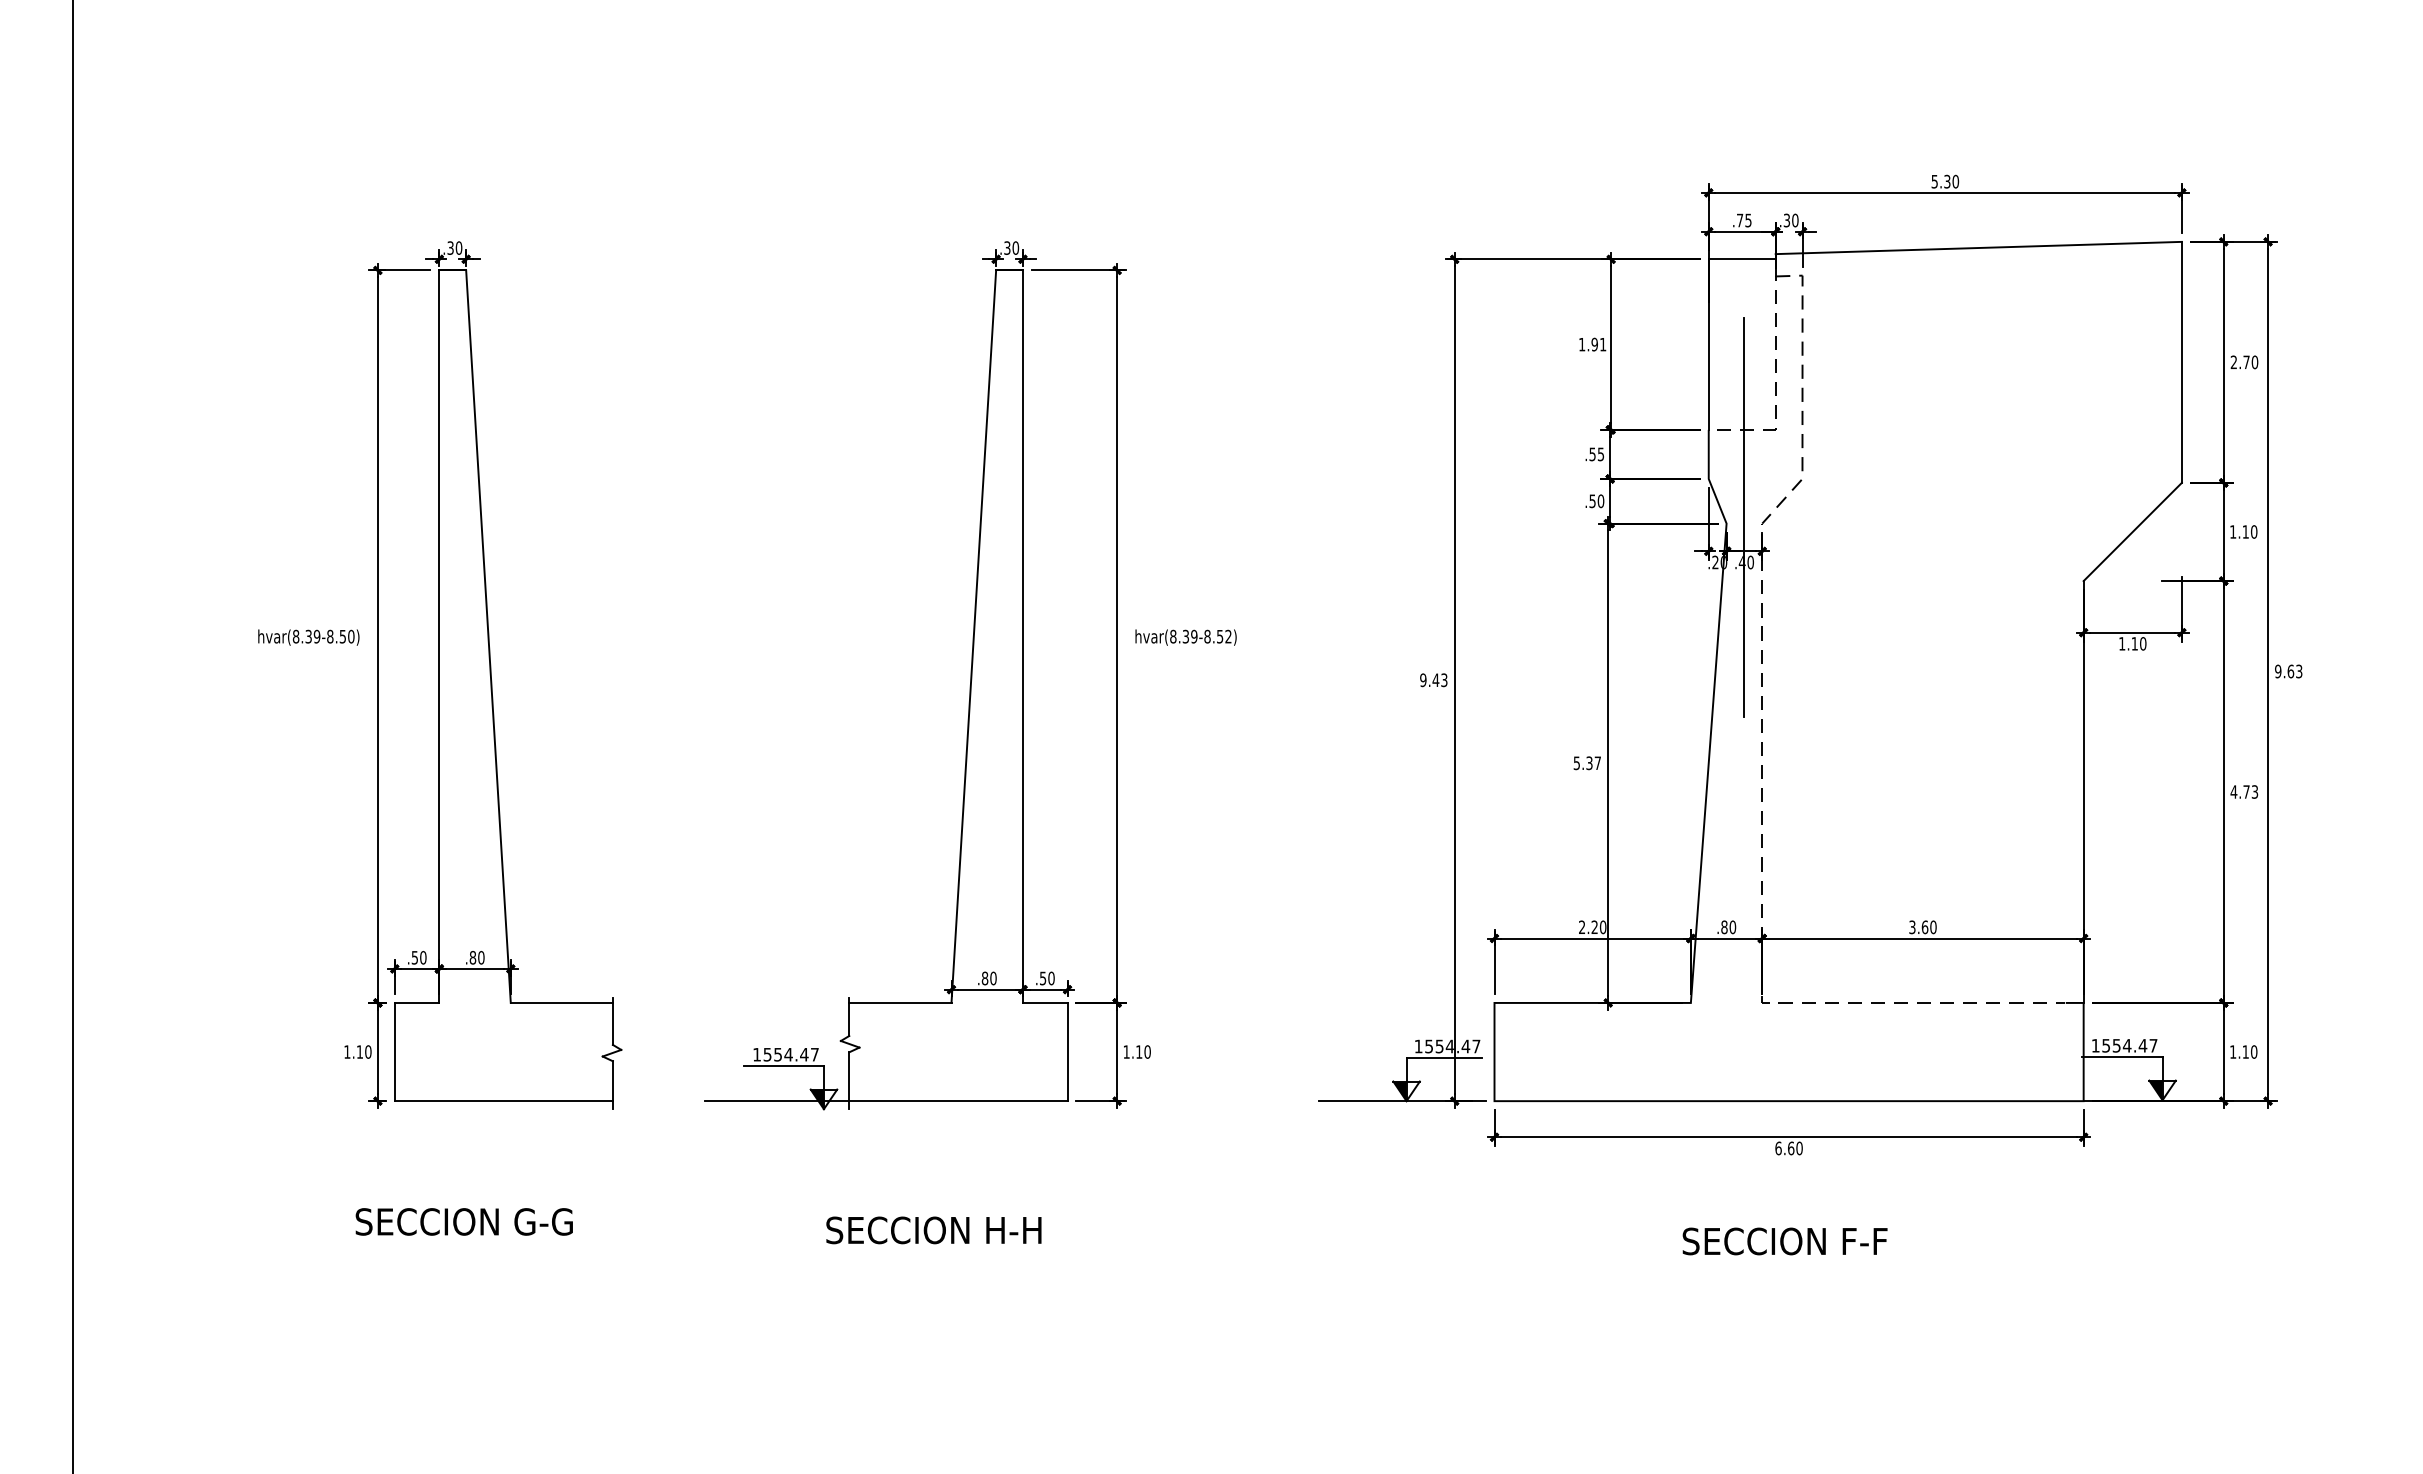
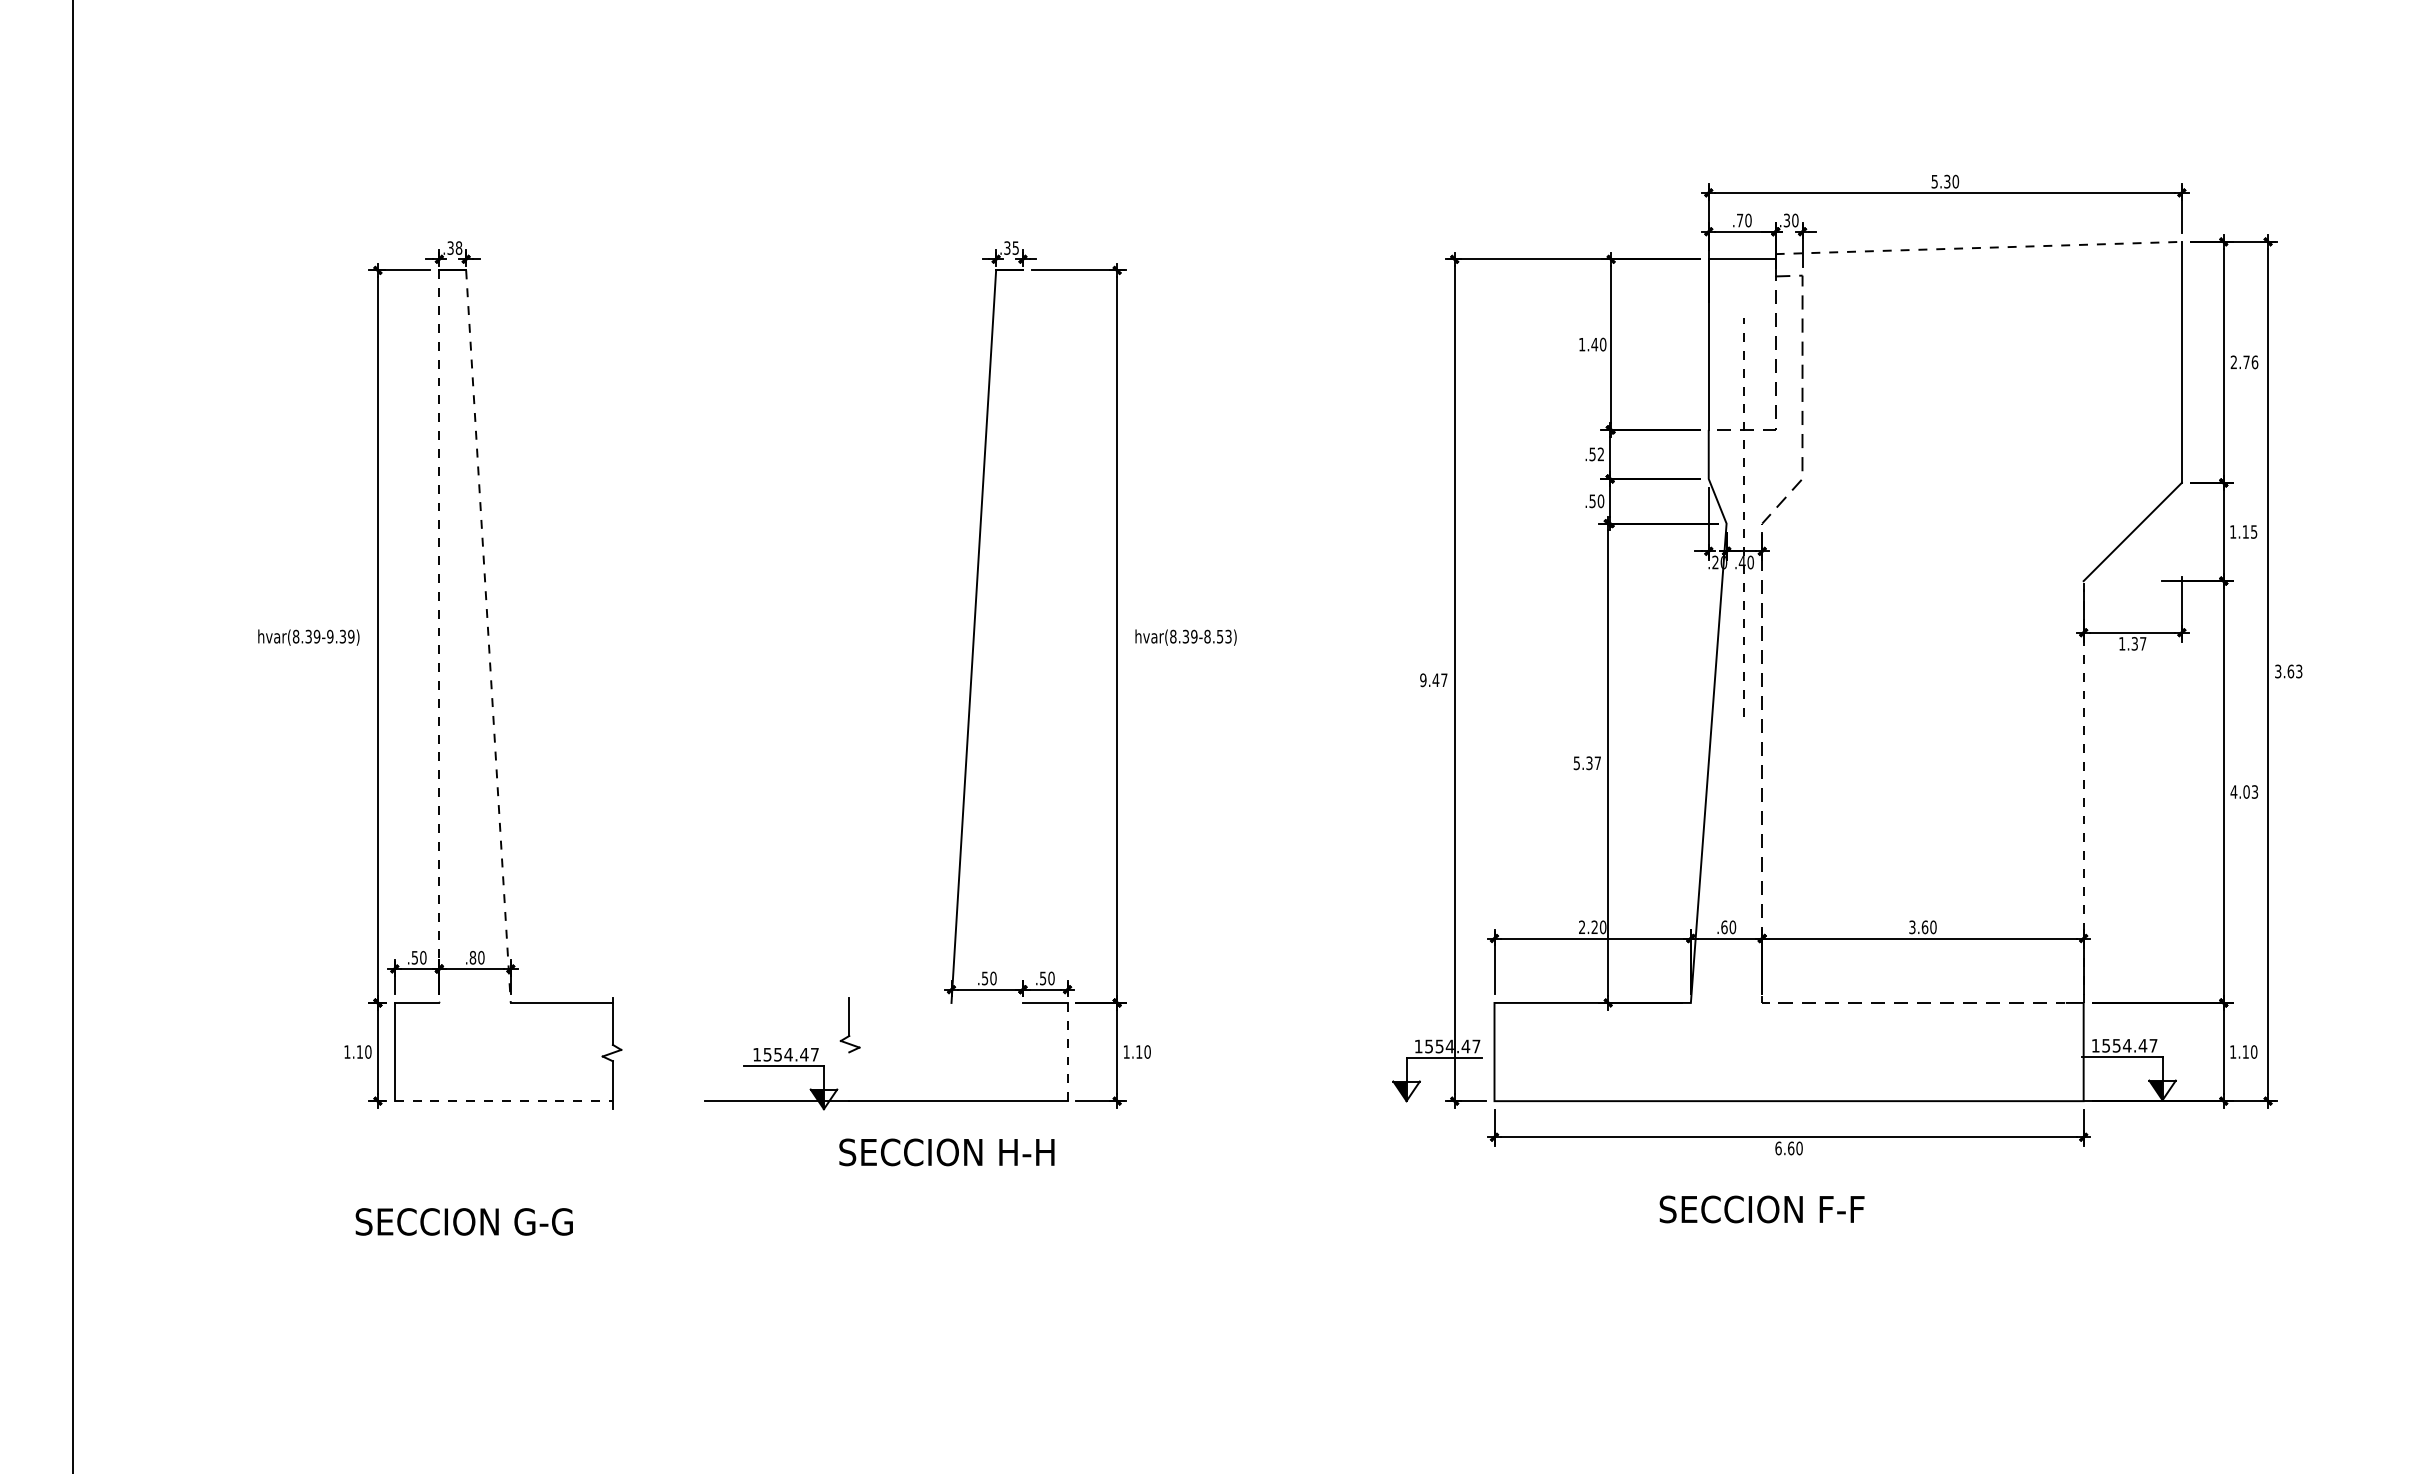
text: .75 -> .70 (1748, 220)
text: .30 -> .38 (458, 247)
text: .30 -> .35 (1015, 247)
line: solid -> dashed (1979, 247)
text: 1.91 -> 1.40 (1598, 344)
text: 2.70 -> 2.76 (2254, 361)
text: .55 -> .52 (1600, 454)
line: solid -> dashed (1744, 517)
text: 1.10 -> 1.15 (2254, 531)
text: hvar(8.39-8.50) -> hvar(8.39-9.39) (340, 636)
line: solid -> dashed (488, 636)
line: present -> none (1022, 636)
text: hvar(8.39-8.52) -> hvar(8.39-8.53) (1228, 636)
line: solid -> dashed (439, 637)
text: 1.10 -> 1.37 (2138, 643)
text: 9.63 -> 3.63 (2278, 671)
text: 9.43 -> 9.47 (1444, 680)
text: 4.73 -> 4.03 (2246, 791)
line: solid -> dashed (2083, 792)
text: .80 -> .60 (1724, 926)
text: .80 -> .50 (984, 978)
line: present -> none (900, 1002)
line: solid -> dashed (1067, 1052)
line: present -> none (849, 1080)
line: solid -> dashed (504, 1101)
line: present -> none (1395, 1101)
text position: (933, 1230) -> (946, 1152) (946, 1152)
text position: (1784, 1241) -> (1761, 1209) (1761, 1209)
